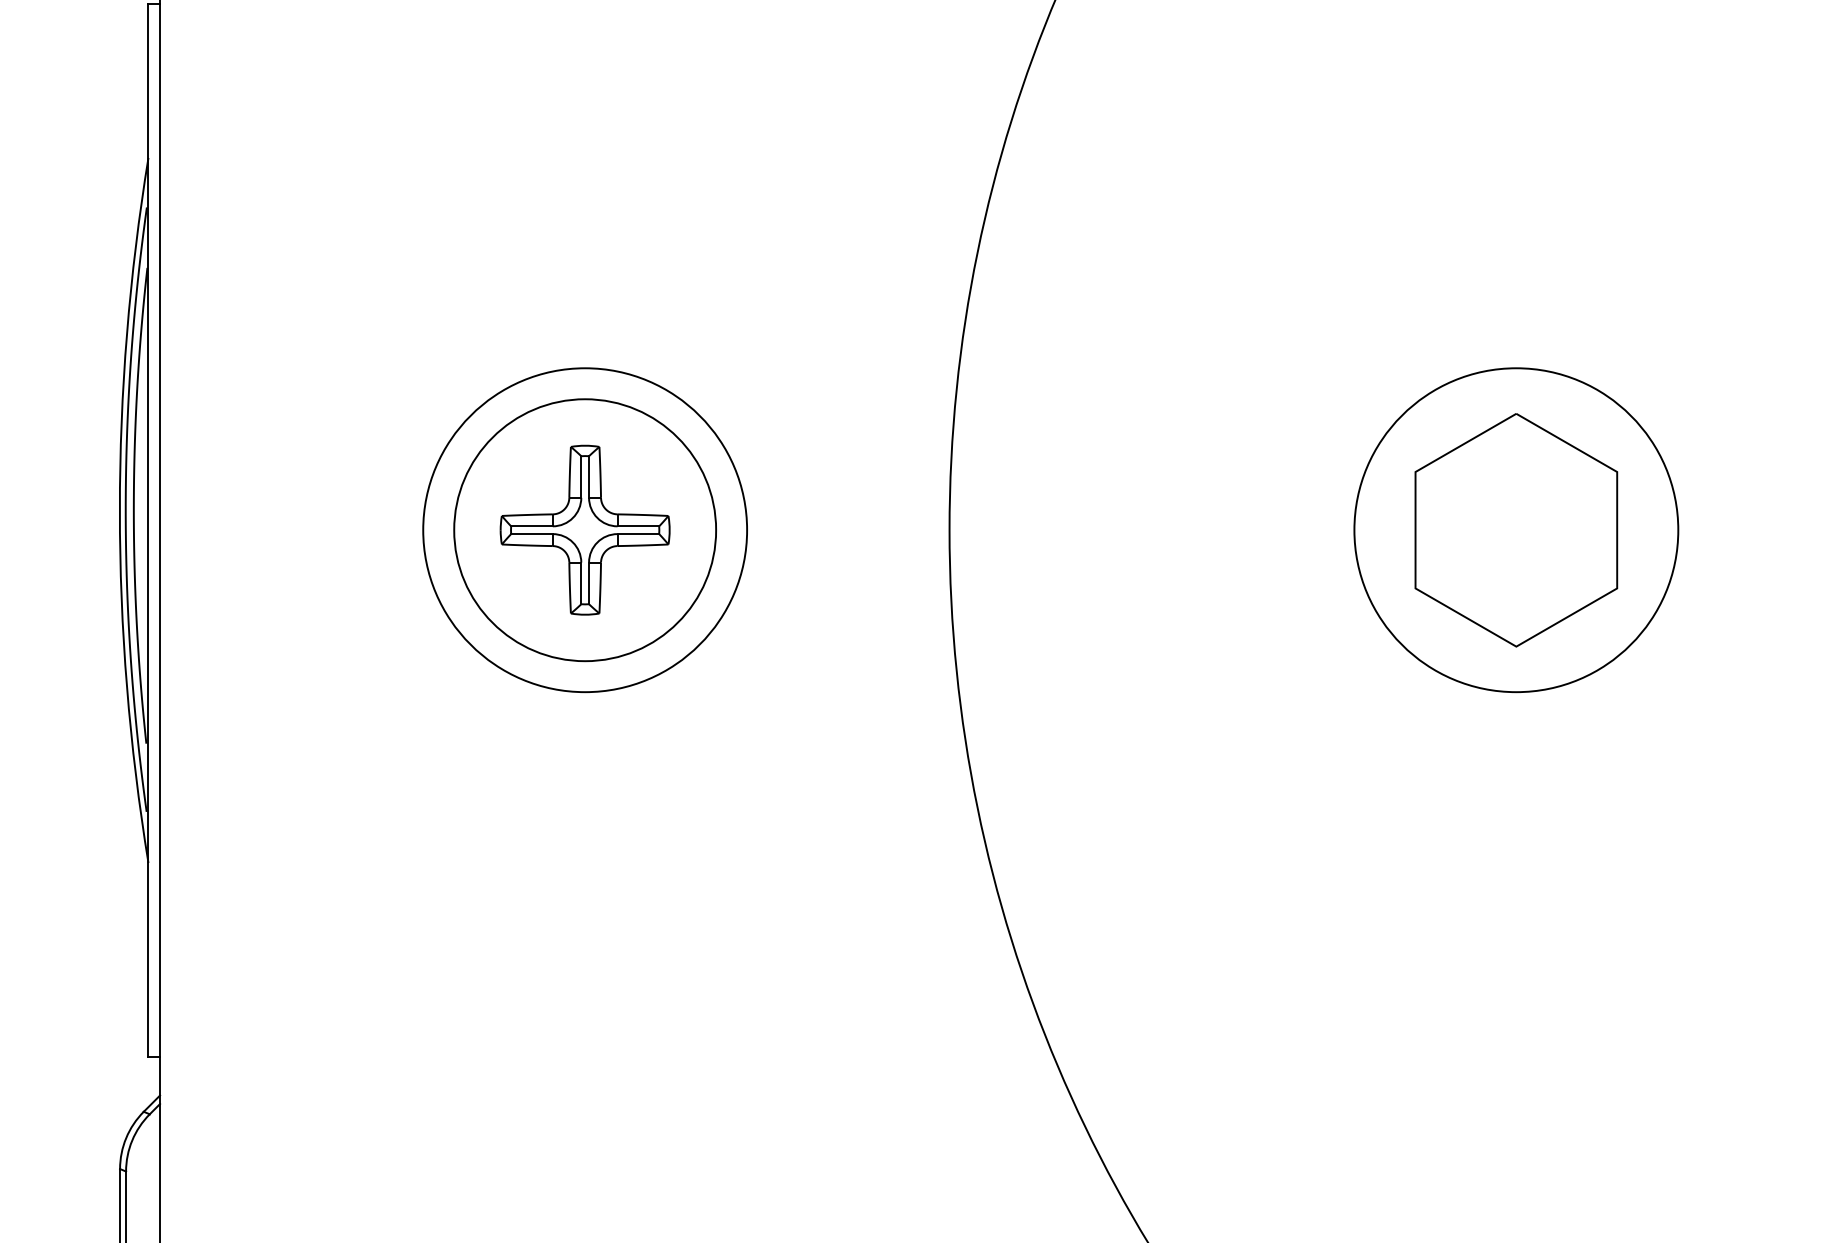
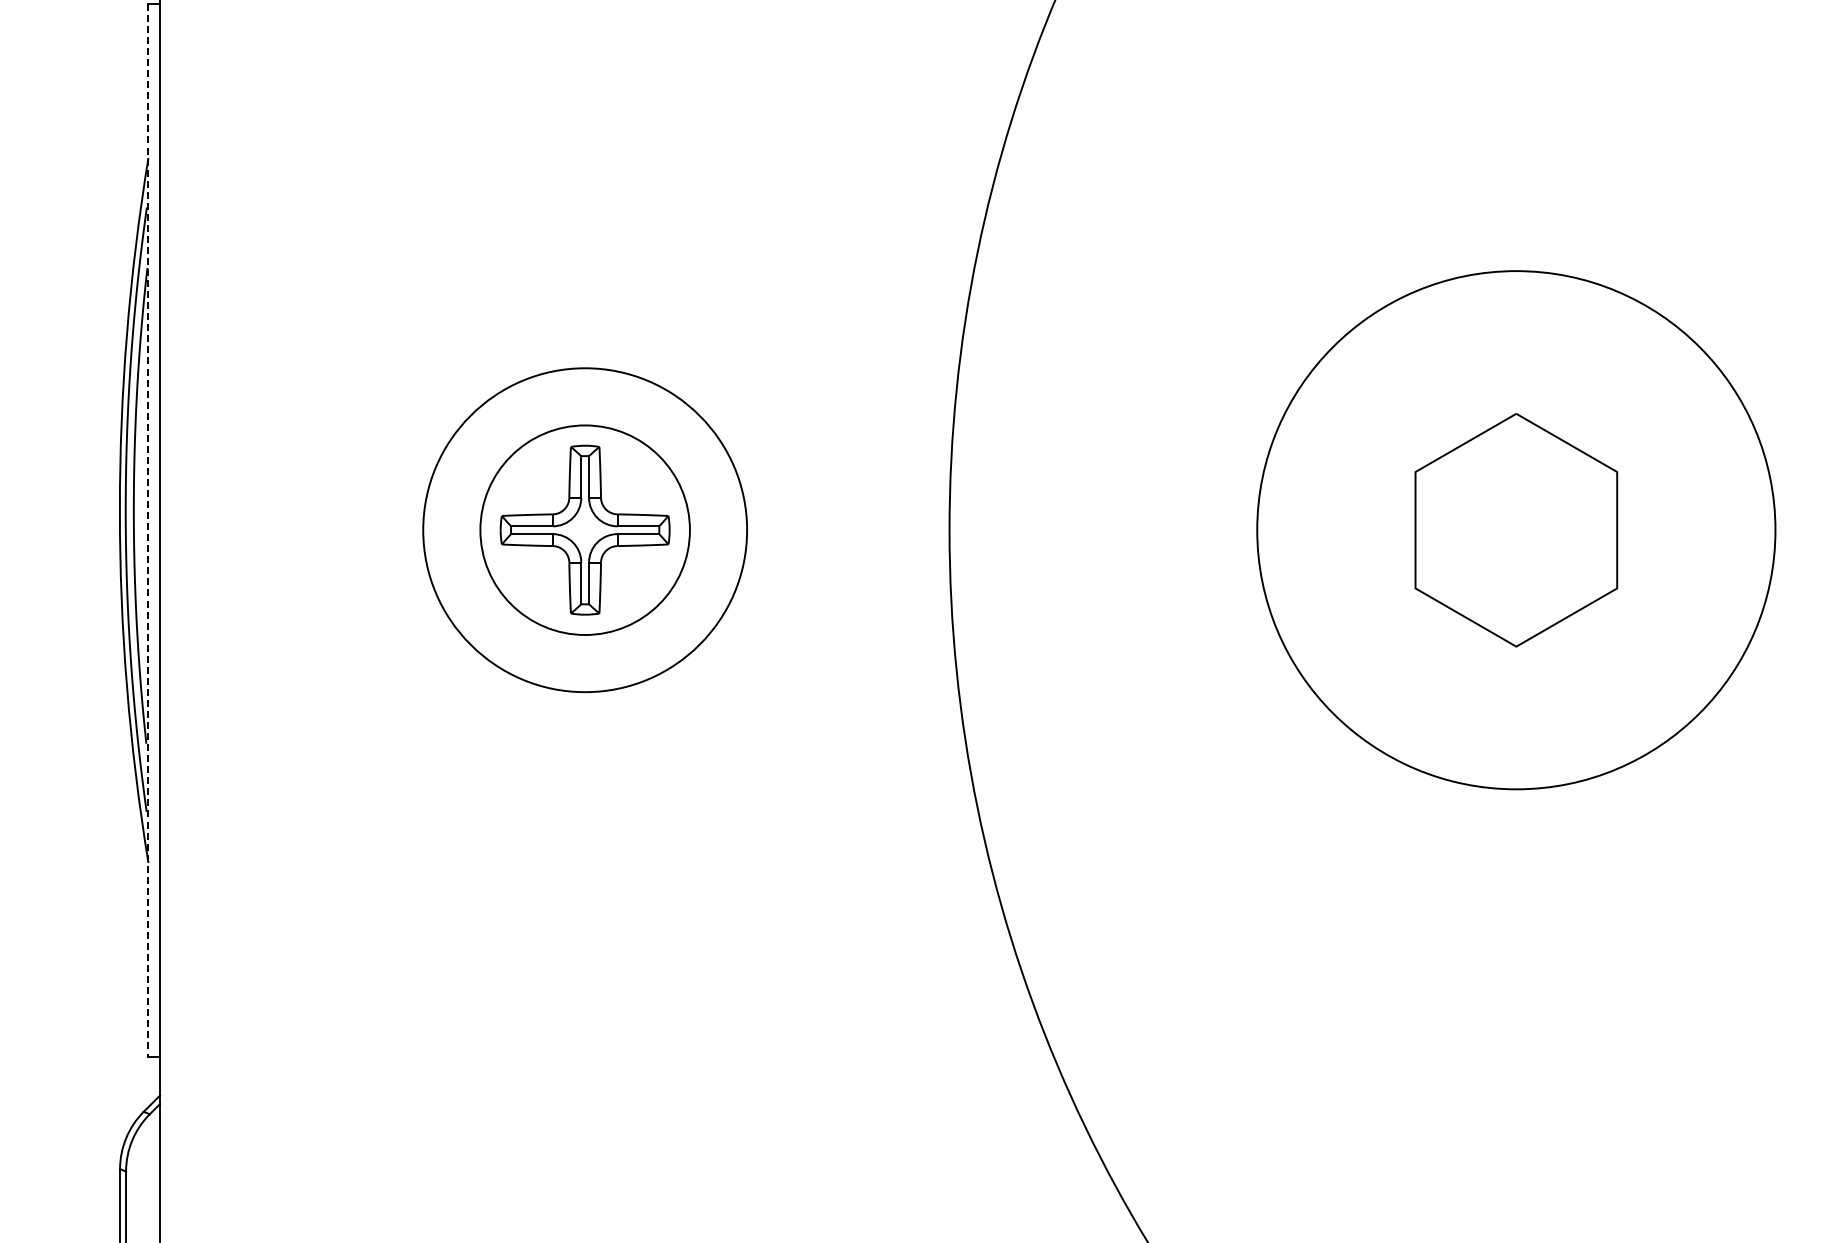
line: solid -> dashed (148, 530)
circle diameter: 262 px -> 210 px (584, 529)
circle diameter: 324 px -> 518 px (1516, 530)
